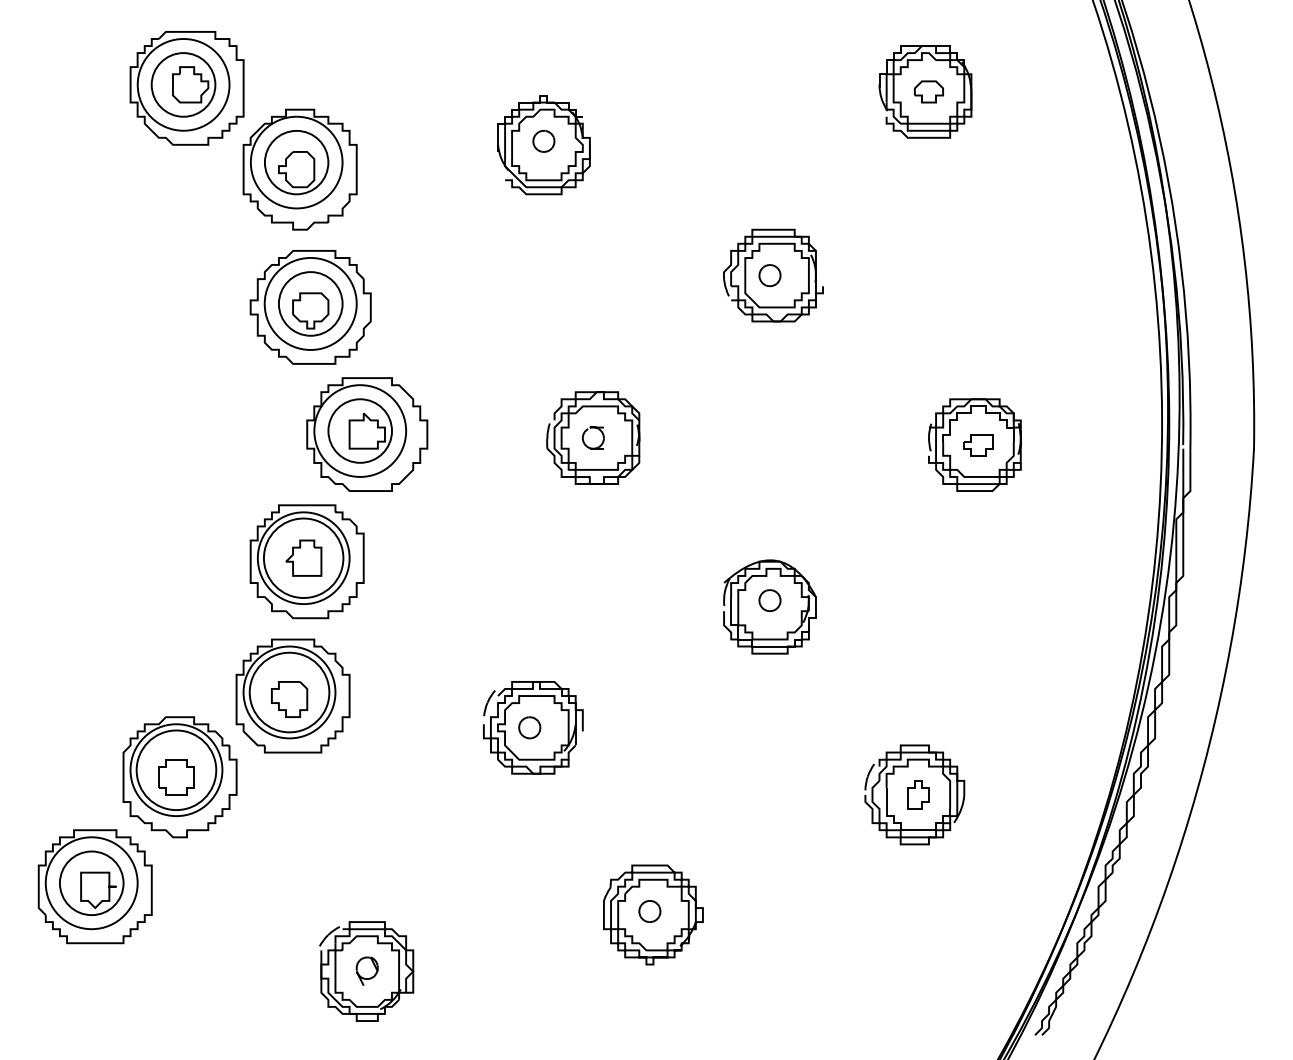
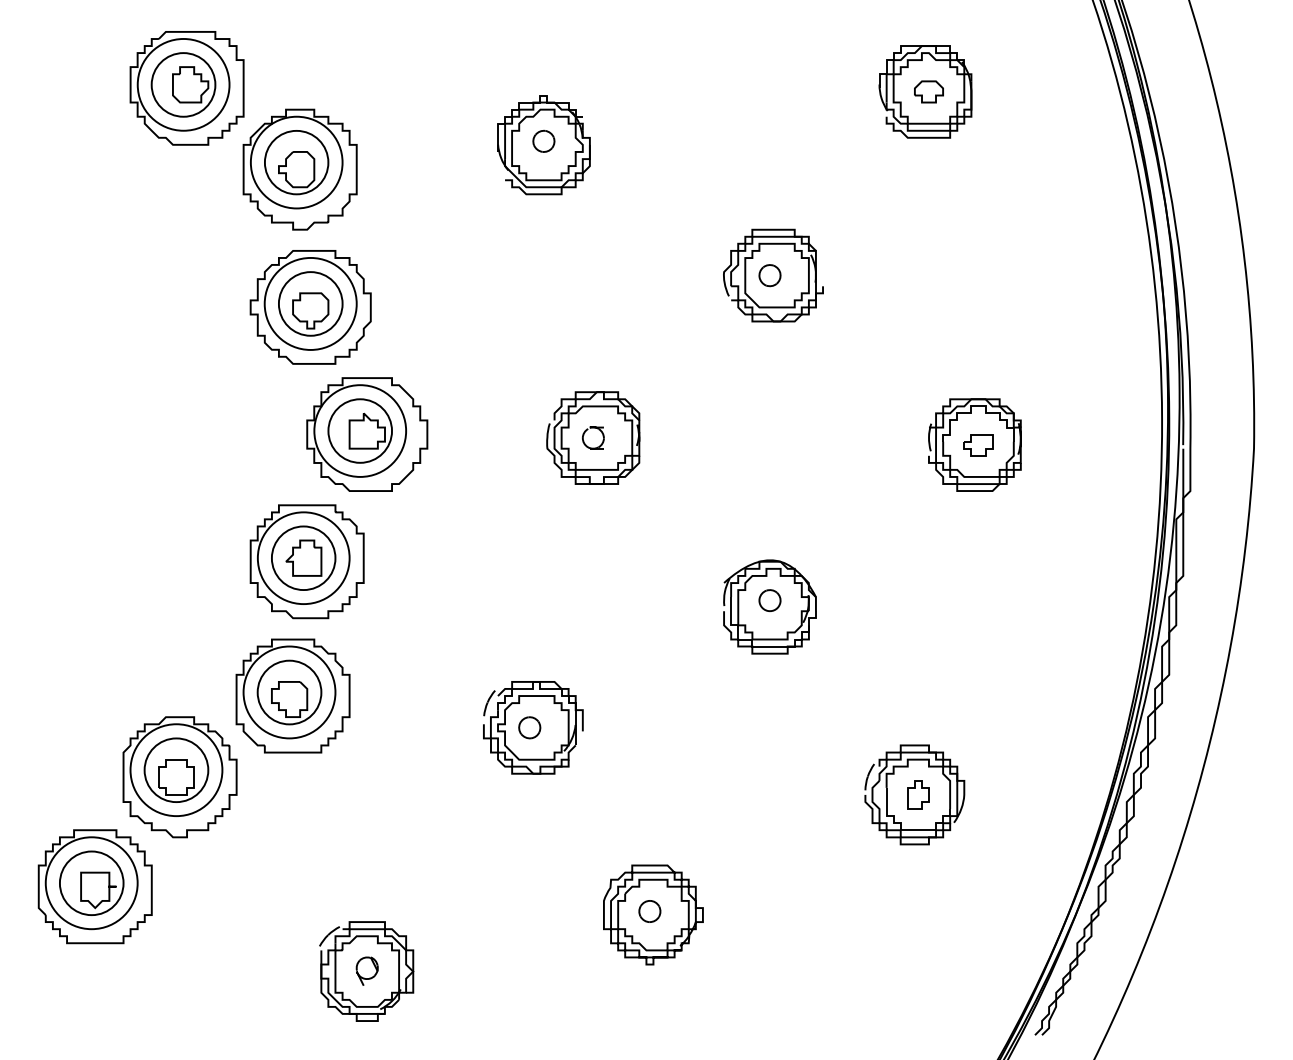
circle diameter: 79 px -> 64 px (303, 558)
circle diameter: 80 px -> 64 px (289, 692)
circle diameter: 80 px -> 64 px (176, 770)
